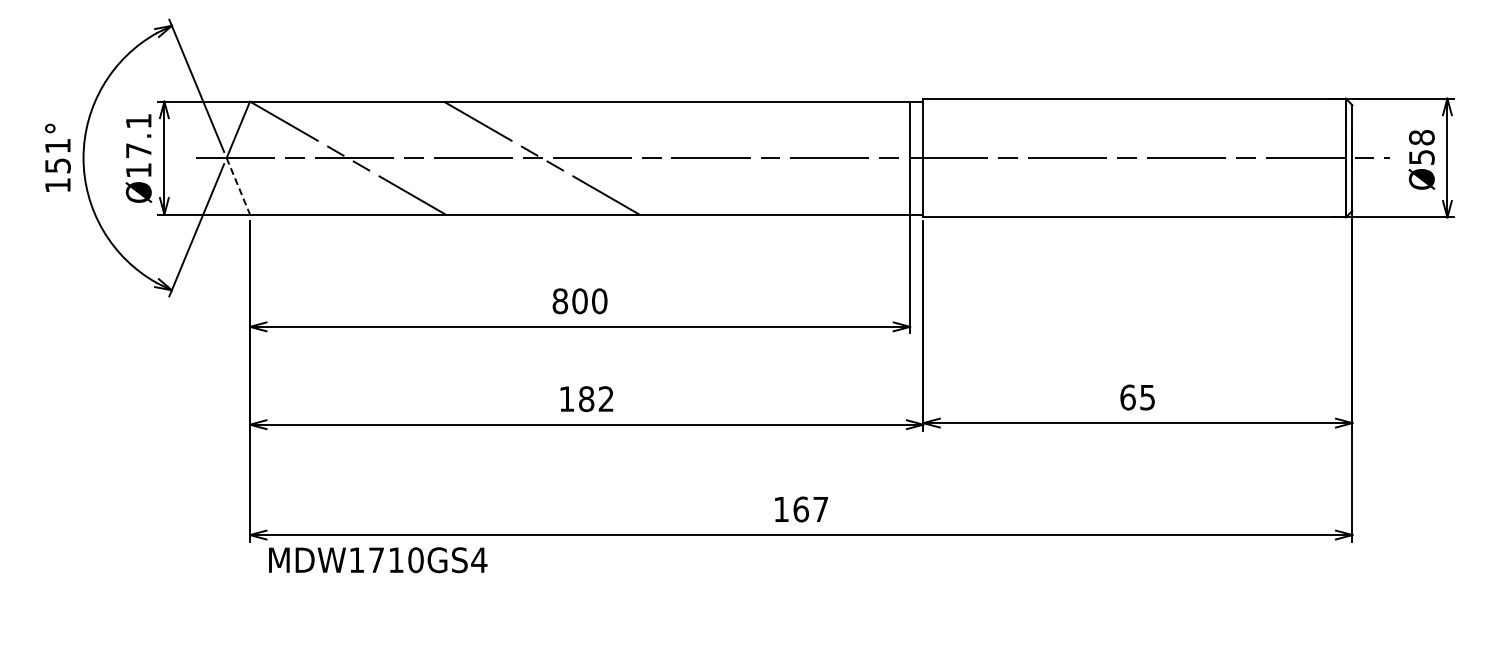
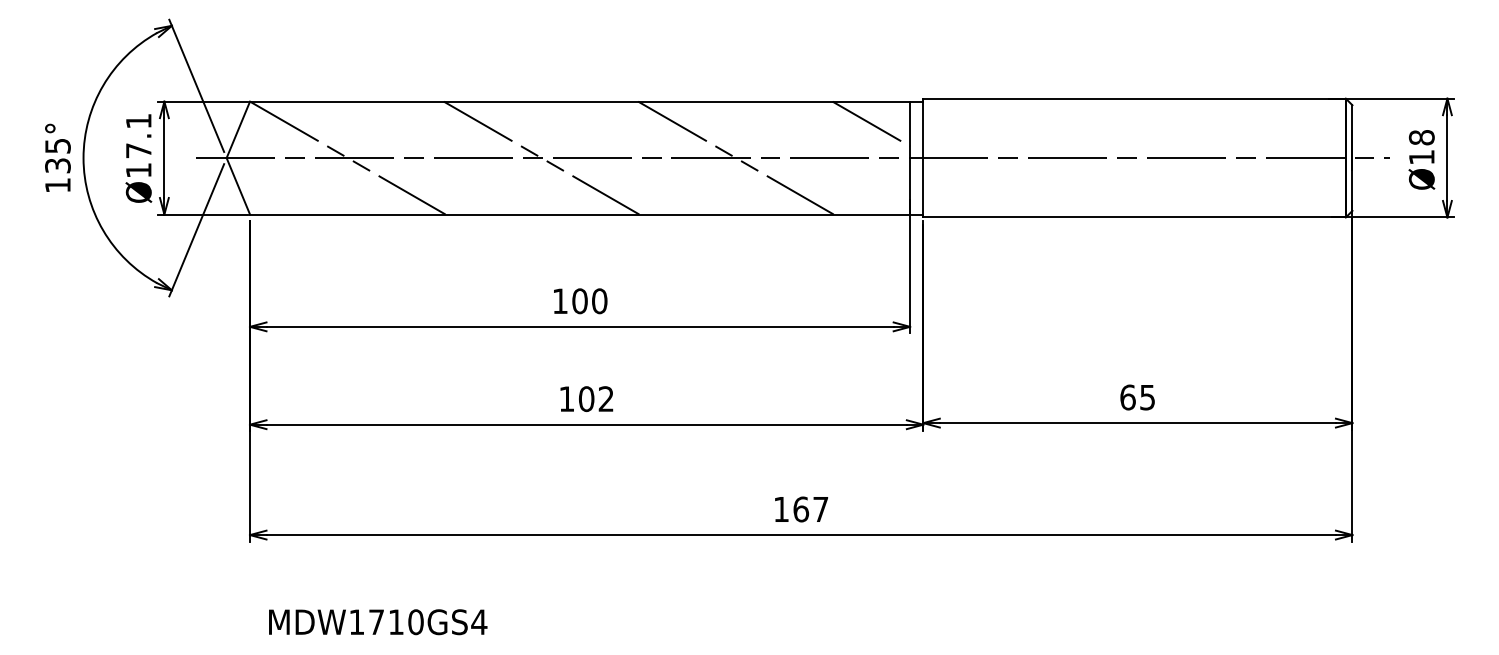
line: none -> present (871, 123)
text: 151° -> 135° (57, 155)
line: none -> present (735, 157)
text: Ø58 -> Ø18 (1421, 157)
line: dashed -> solid (238, 186)
text: 800 -> 100 (560, 301)
text: 182 -> 102 (586, 398)
text position: (378, 560) -> (378, 622) (378, 622)
